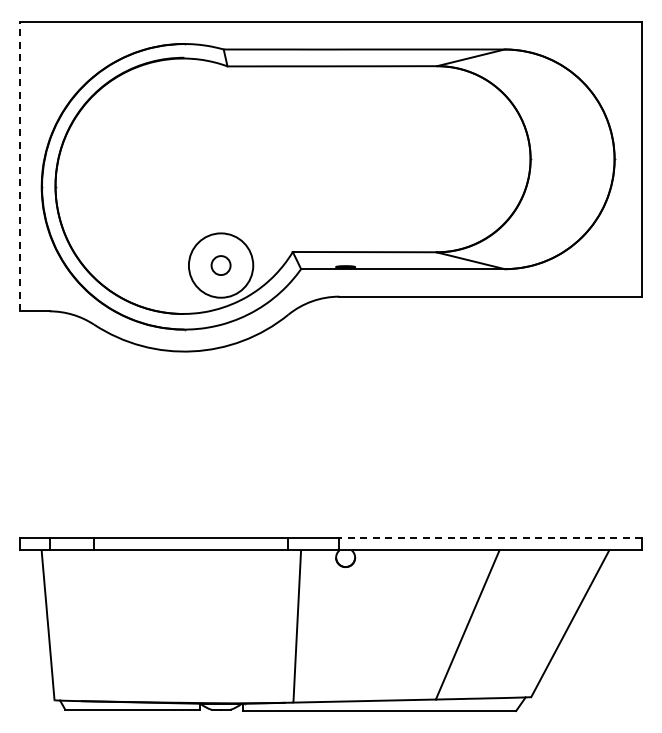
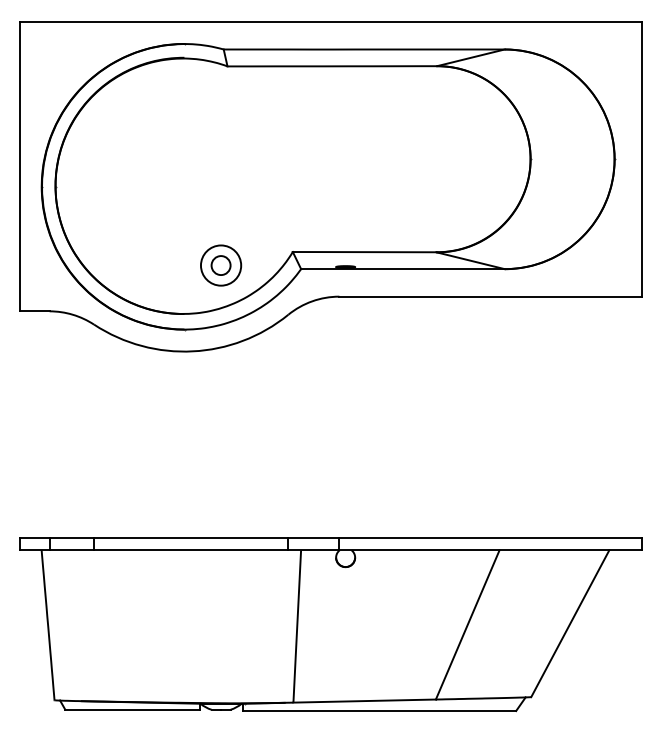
line: dashed -> solid (19, 166)
circle diameter: 64 px -> 40 px (220, 265)
line: dashed -> solid (490, 537)
